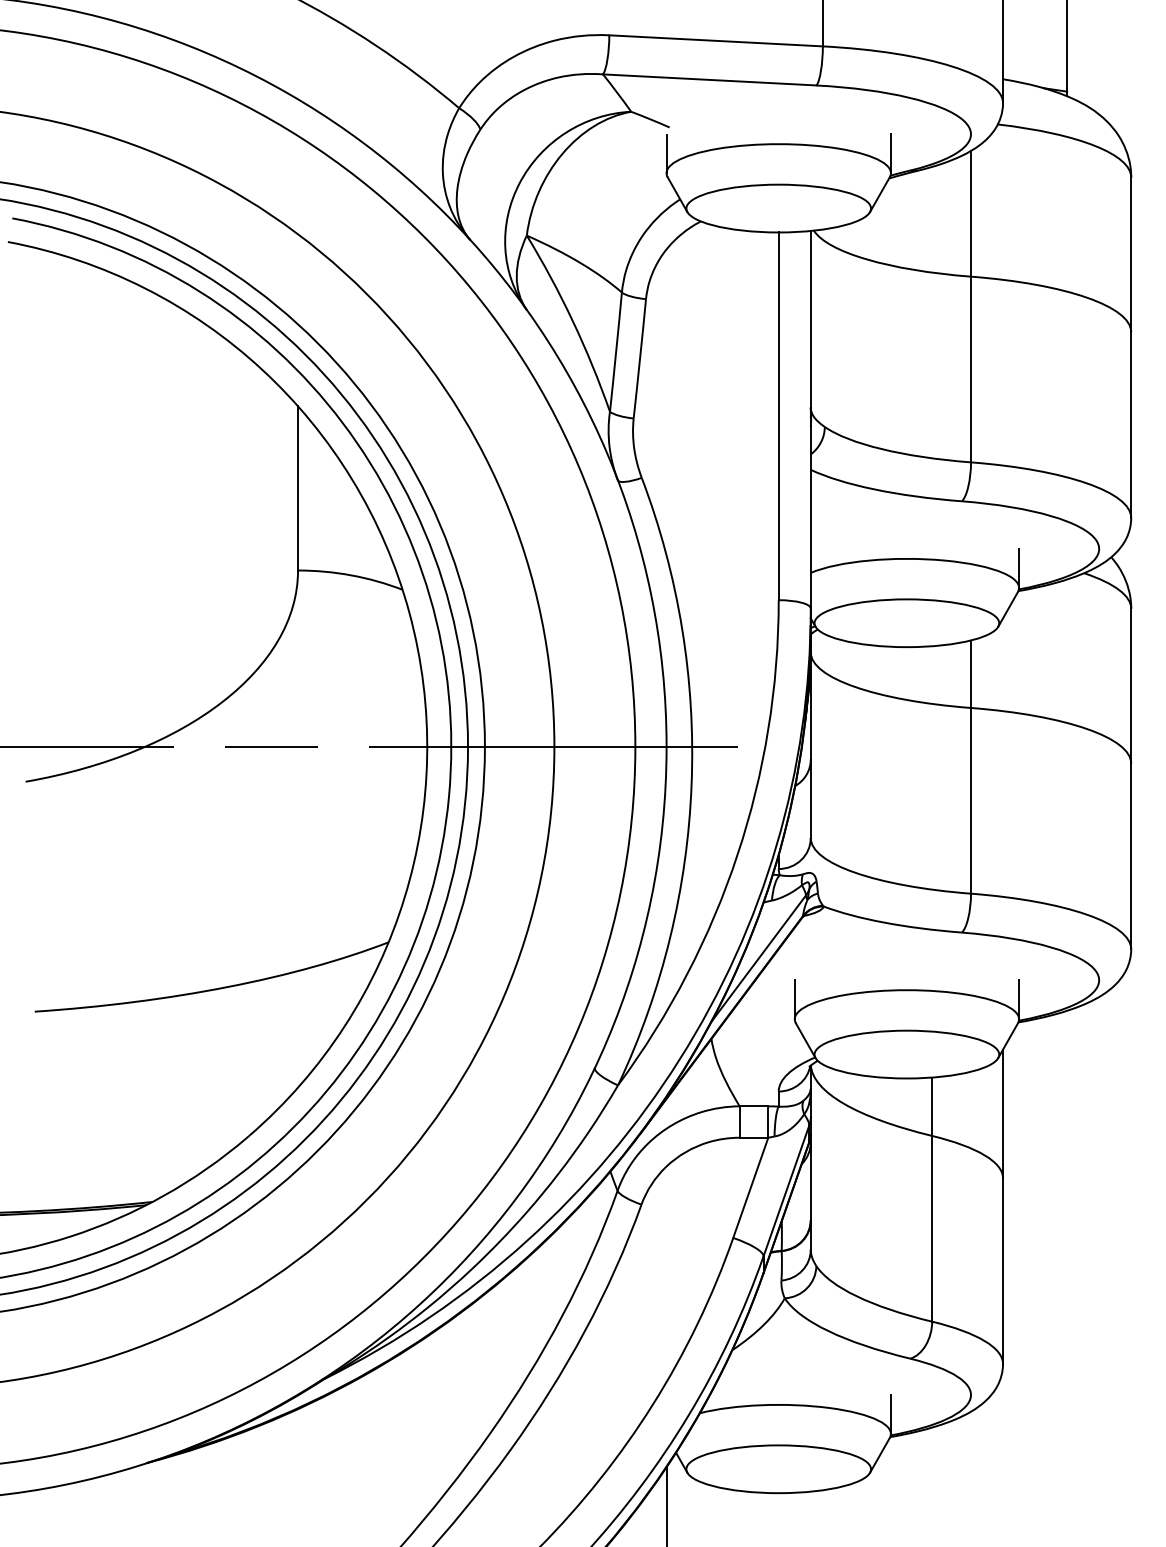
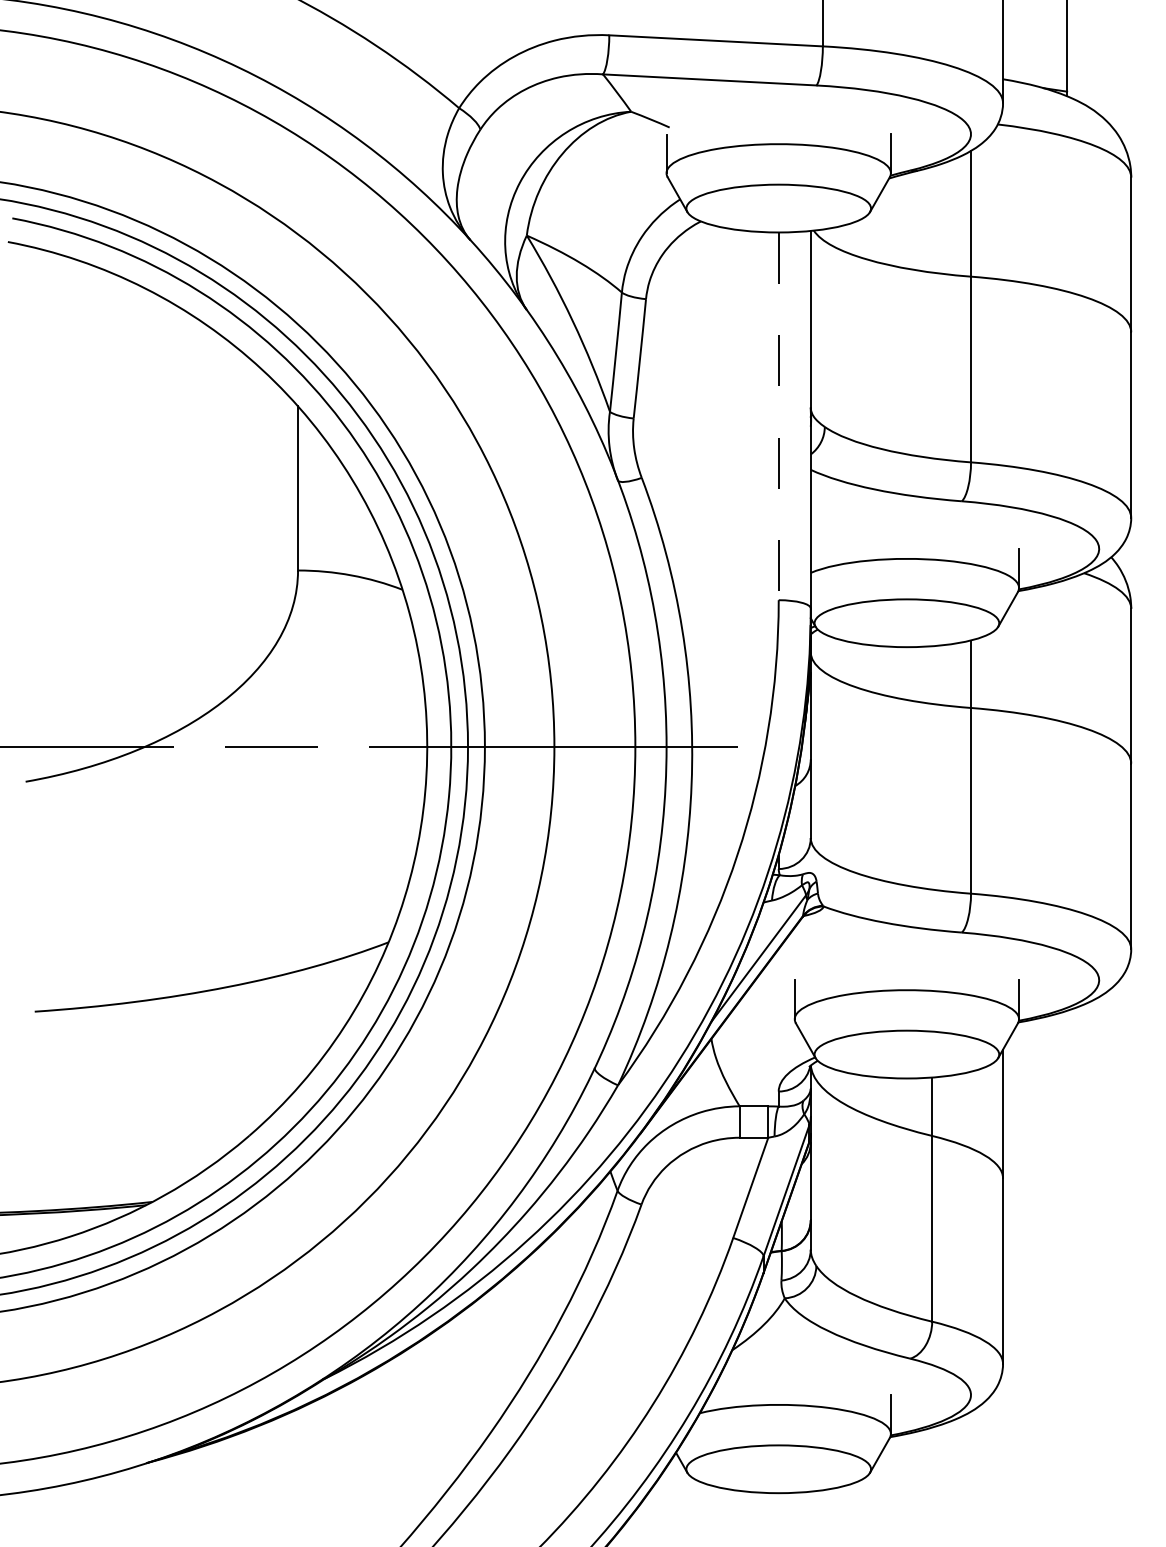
line: solid -> dashed (778, 416)
line: present -> none (666, 1505)
